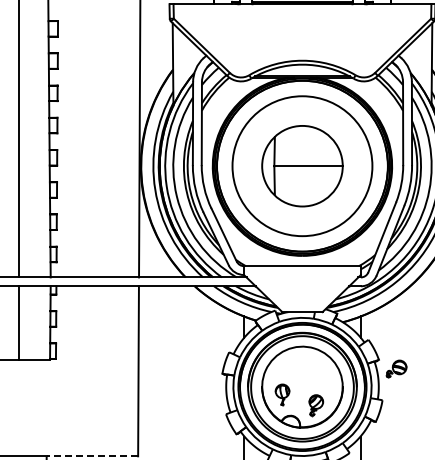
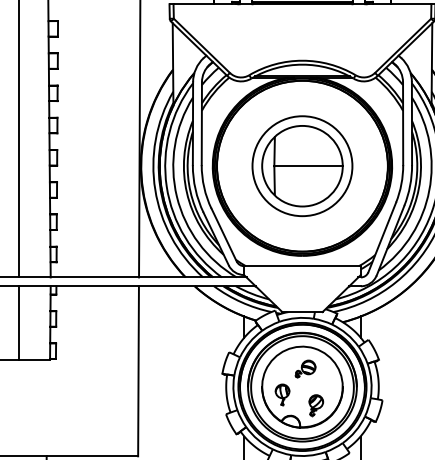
circle diameter: 140 px -> 100 px (302, 166)
part position: (396, 368) -> (305, 368) (305, 368)
line: dashed -> solid (92, 456)
